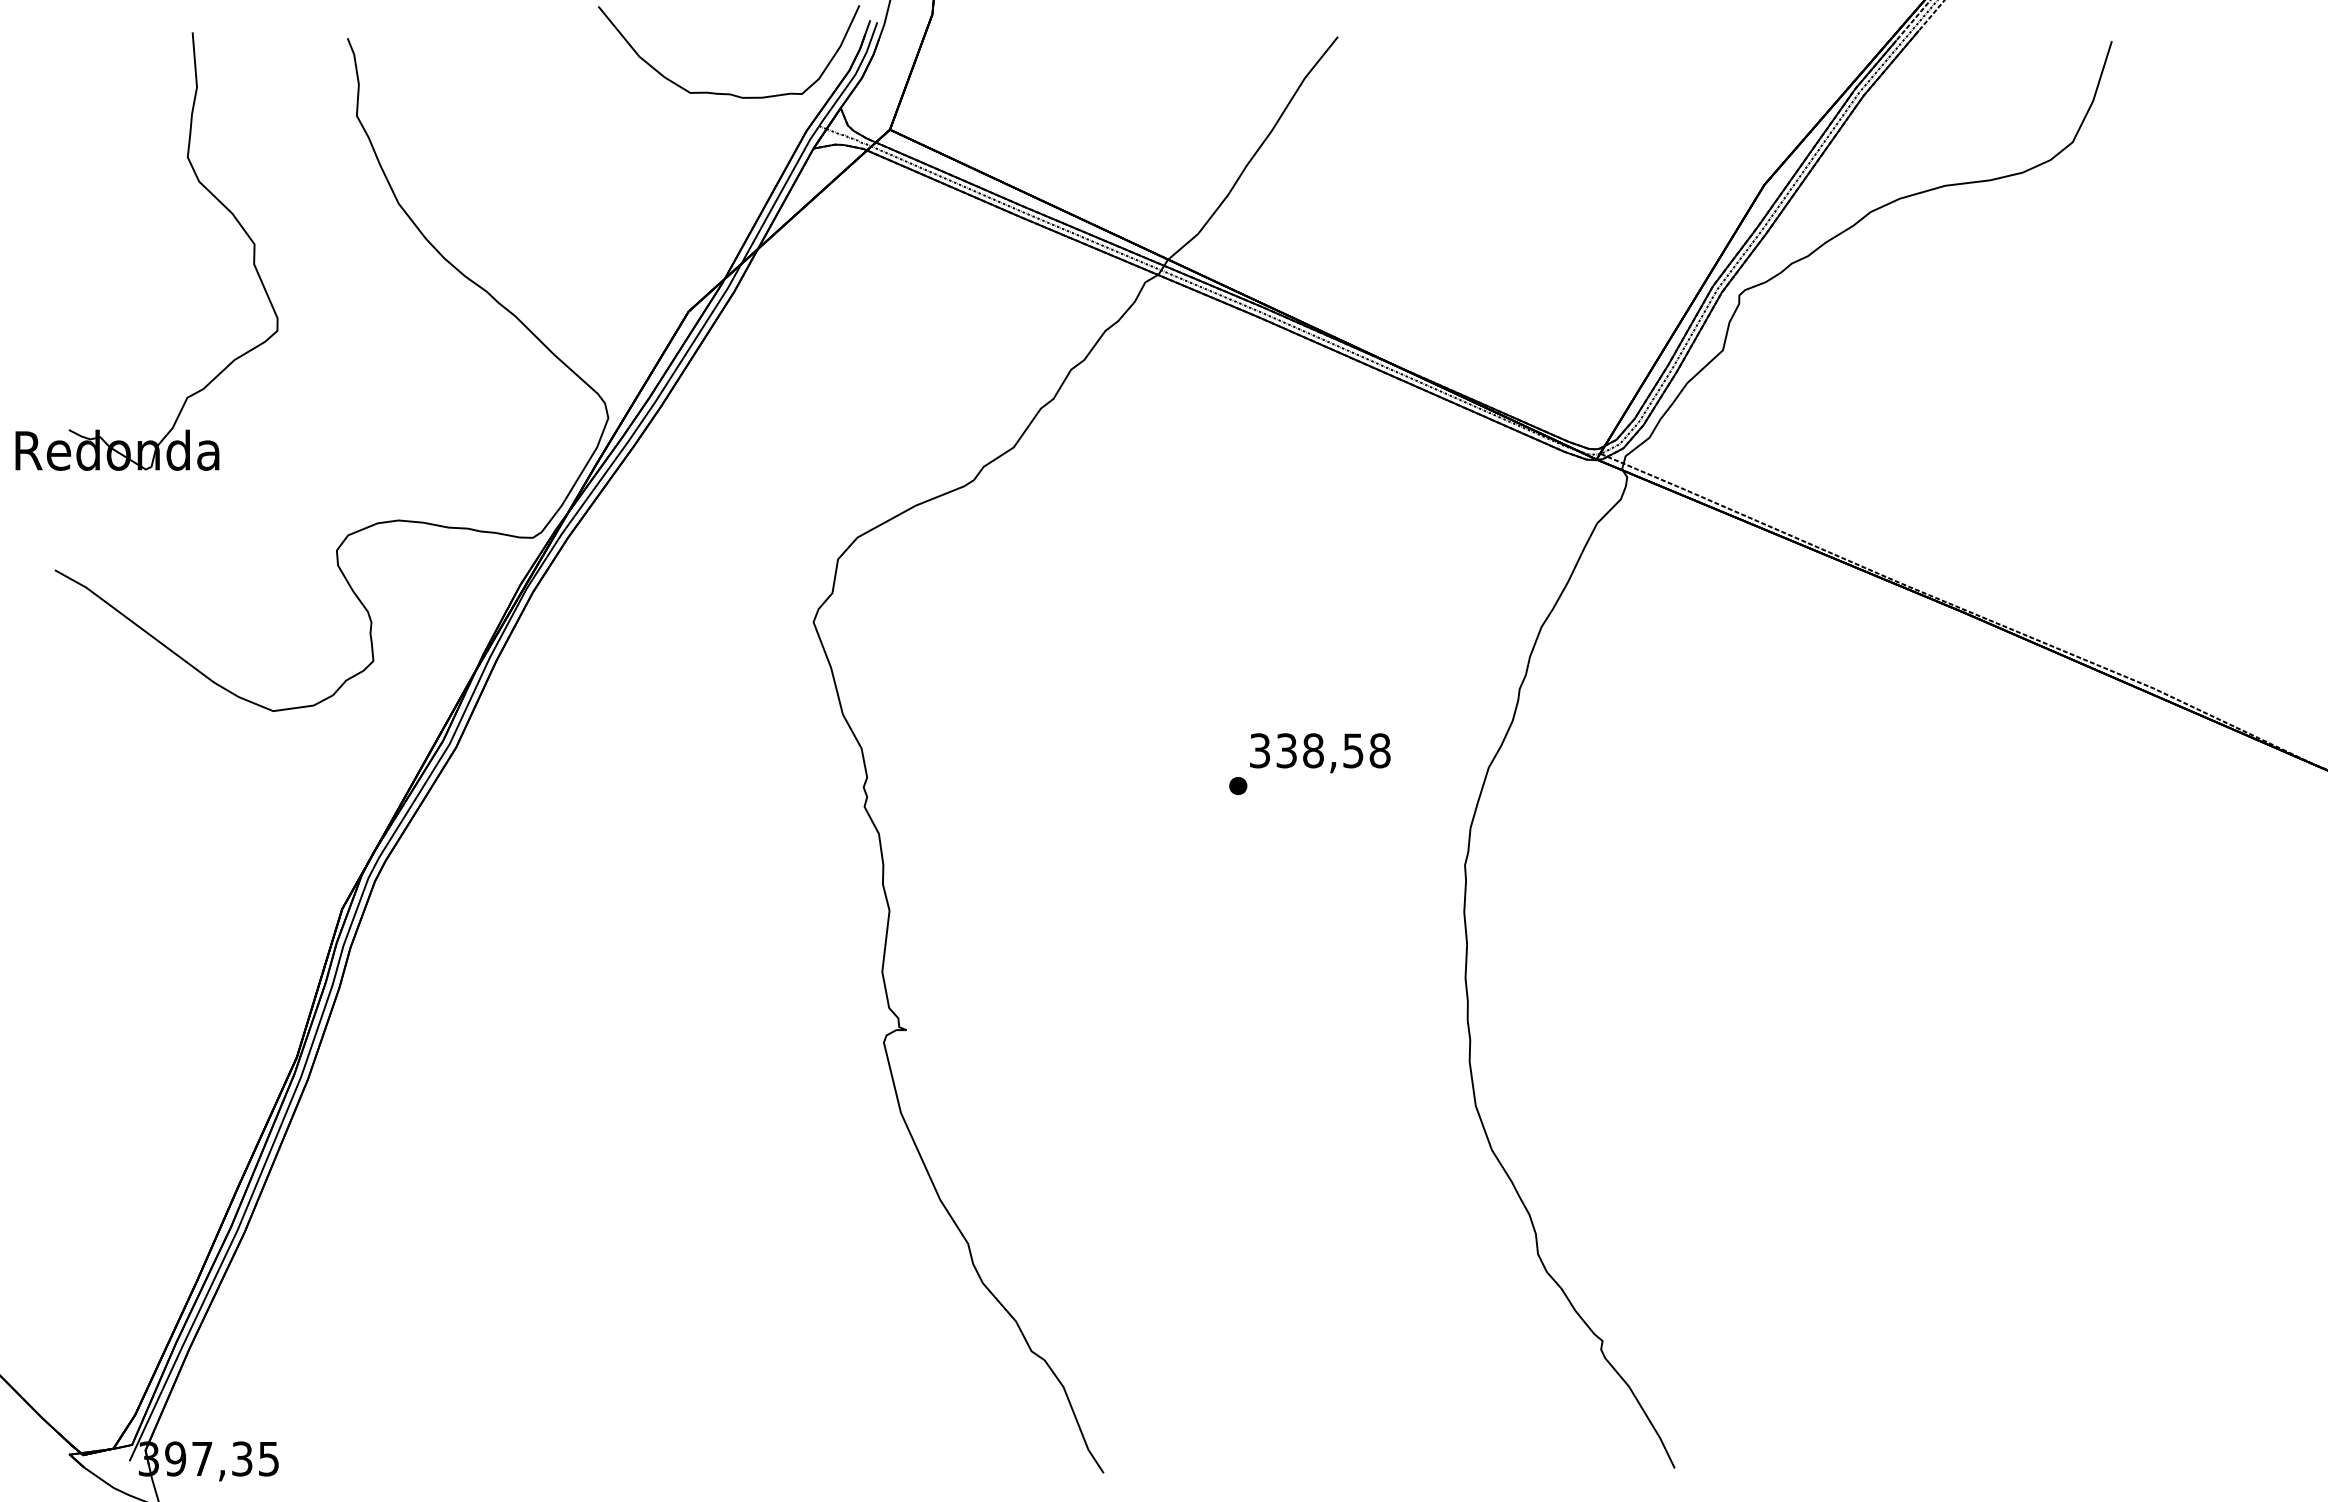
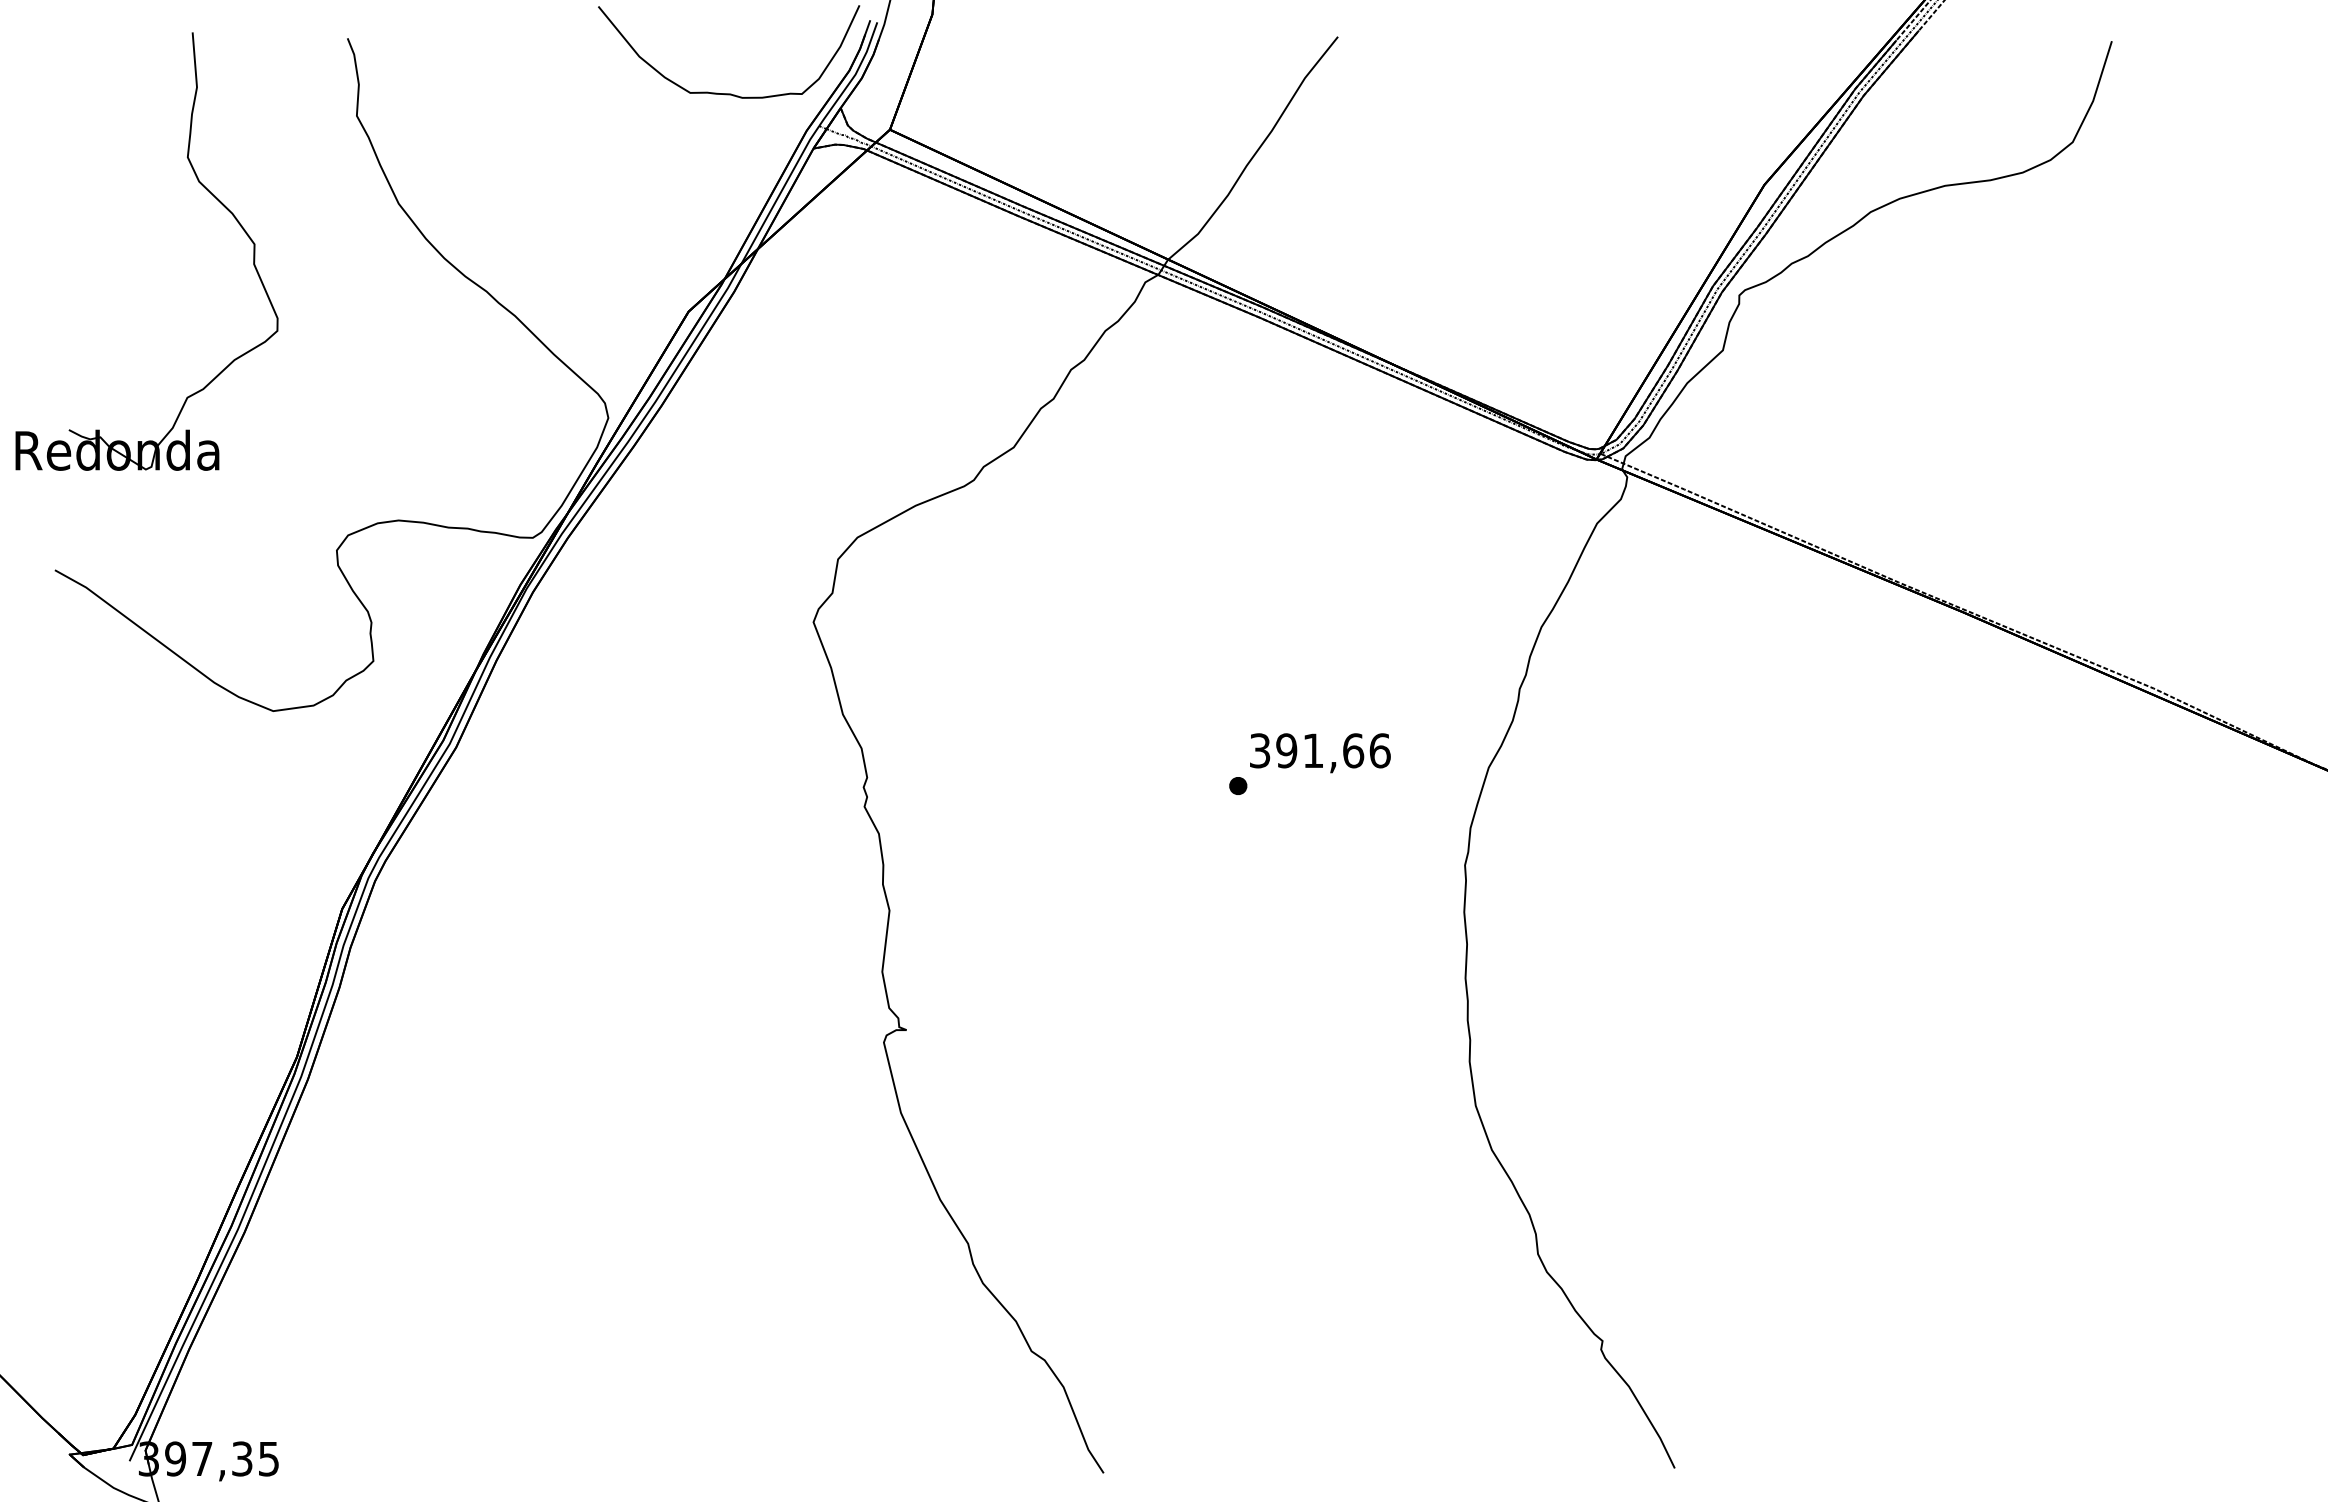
text: 338,58 -> 391,66 (1333, 750)
